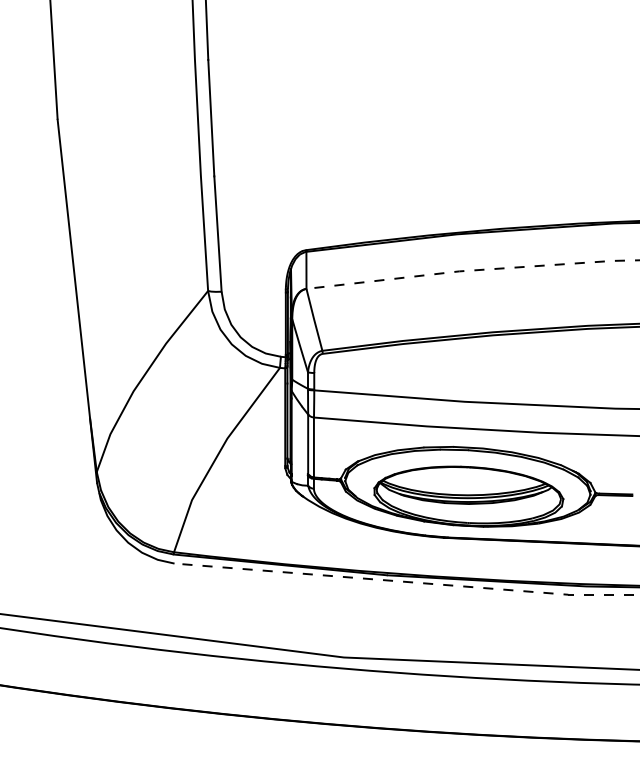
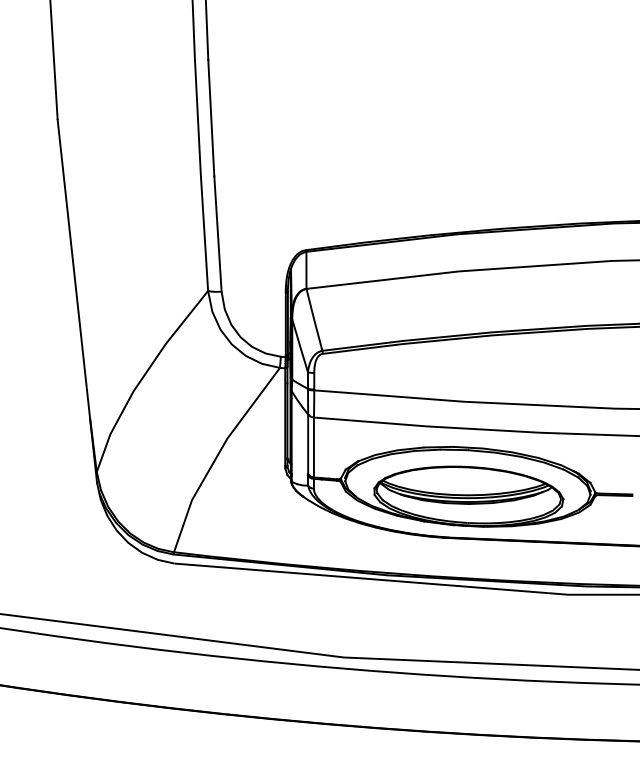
line: dashed -> solid (472, 270)
line: dashed -> solid (407, 582)
